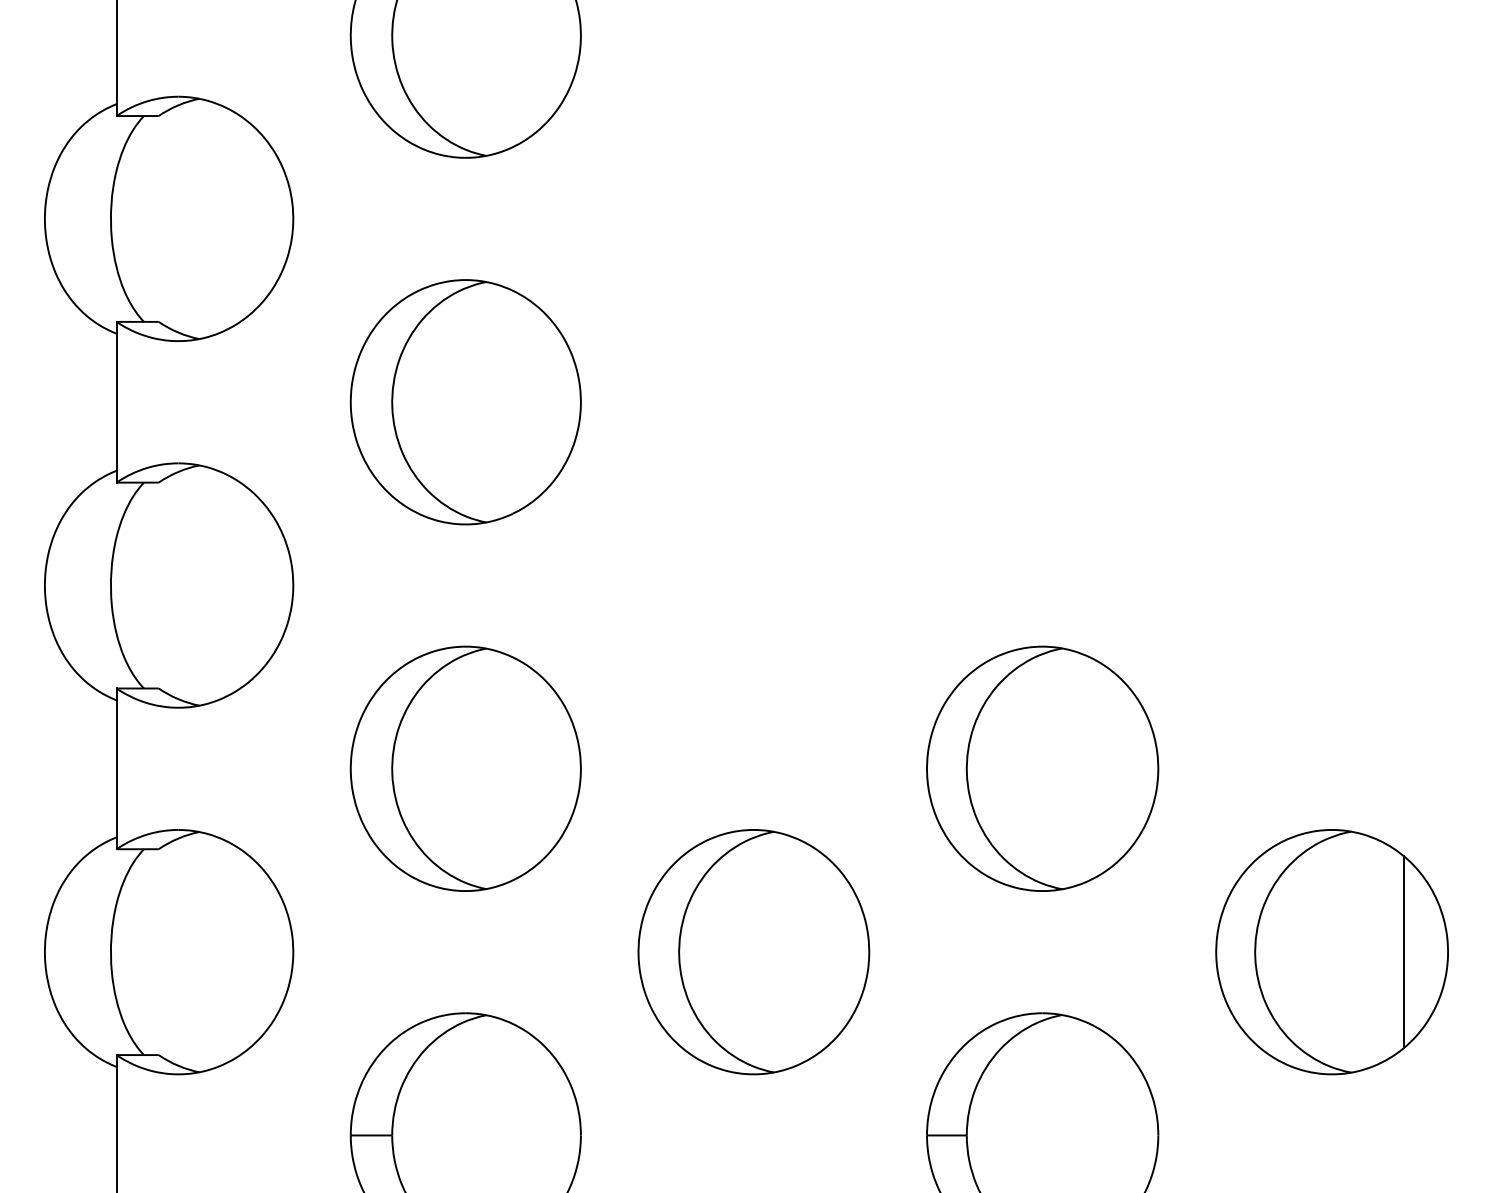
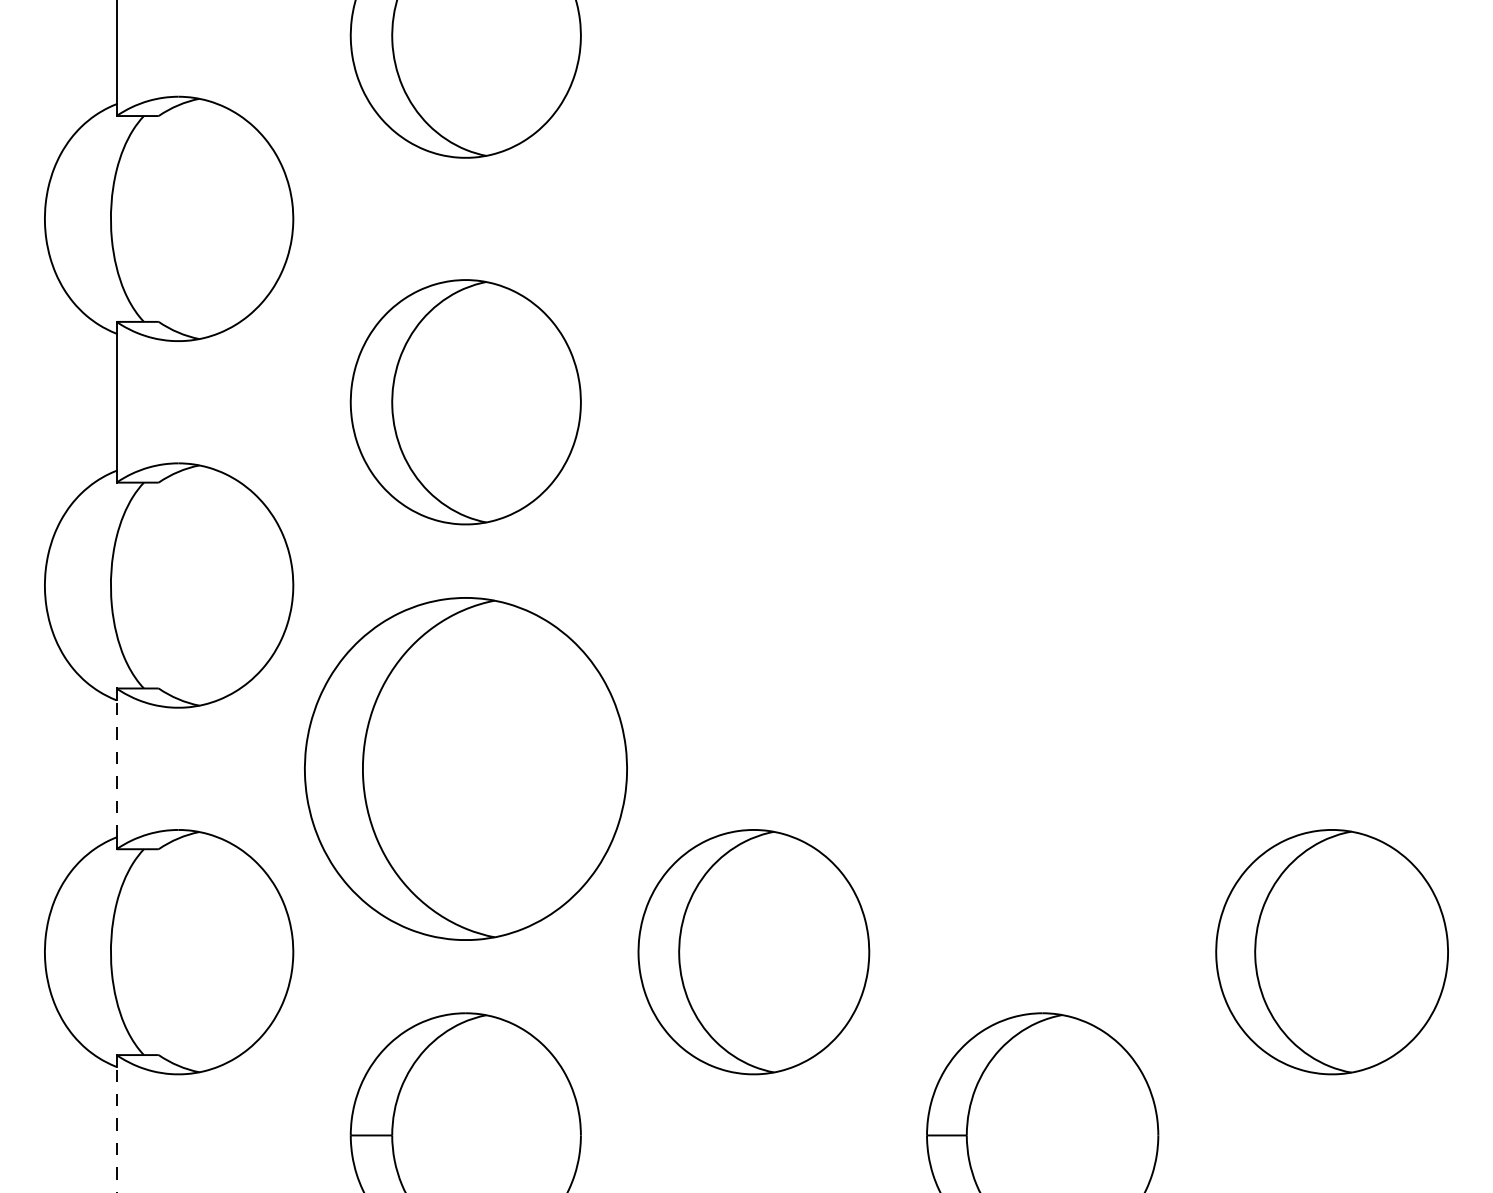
line: solid -> dashed (116, 768)
part size: 233x247 px -> 324x344 px (465, 768)
part: present -> none (1042, 768)
line: present -> none (1403, 952)
line: solid -> dashed (116, 1129)
